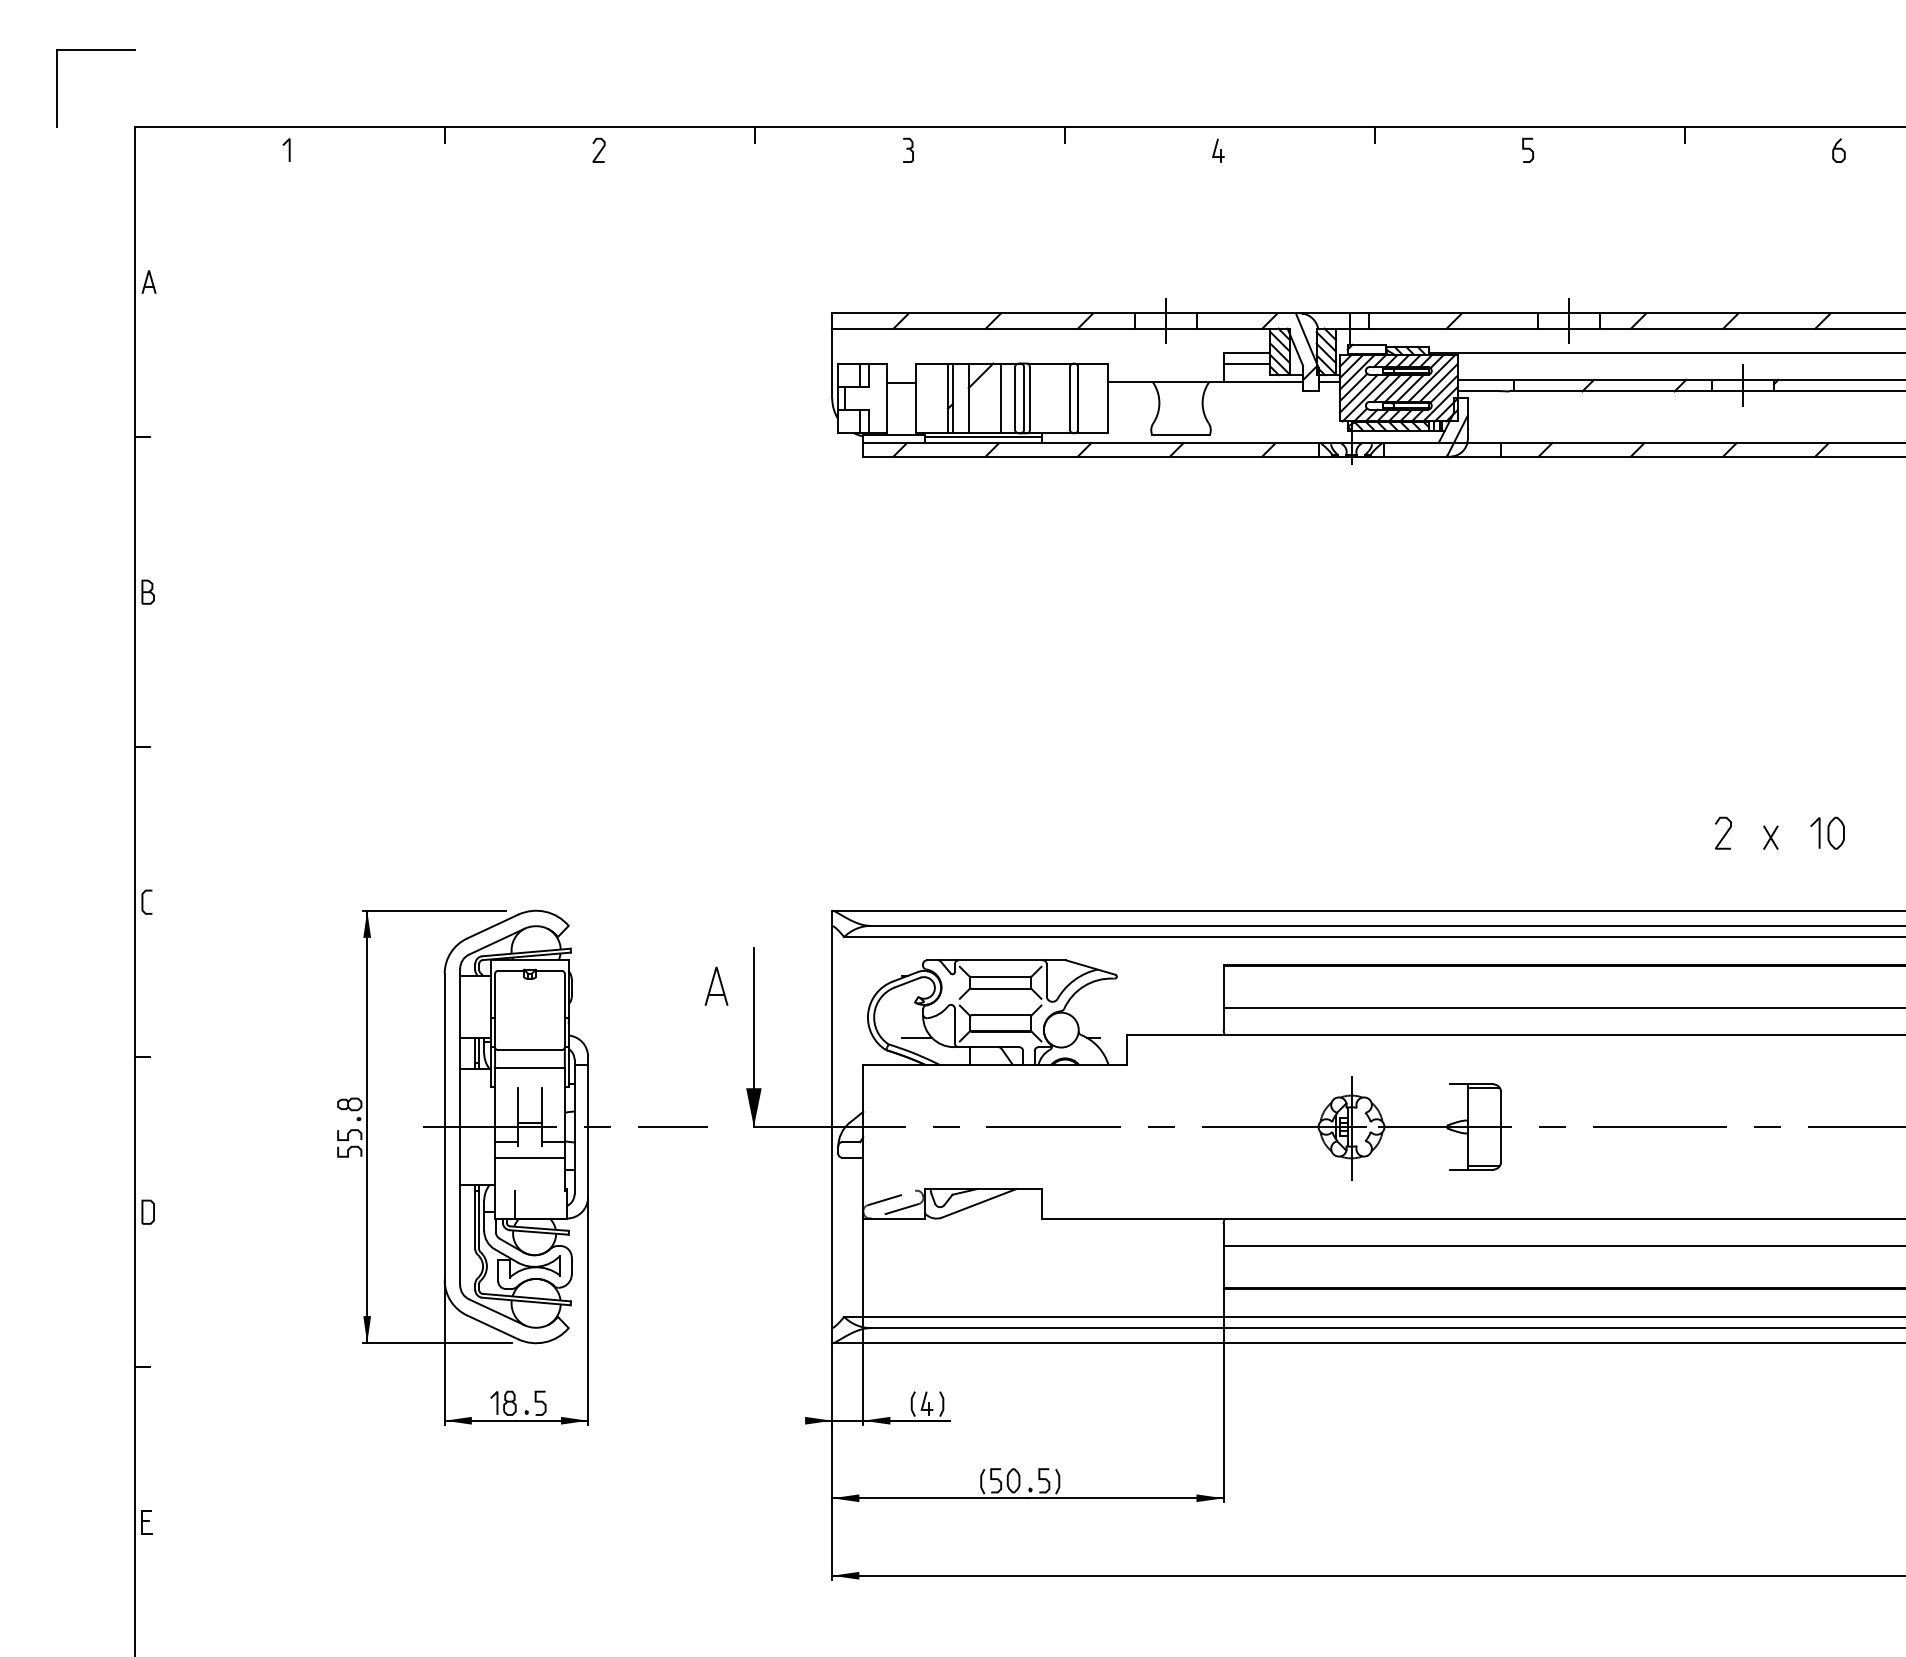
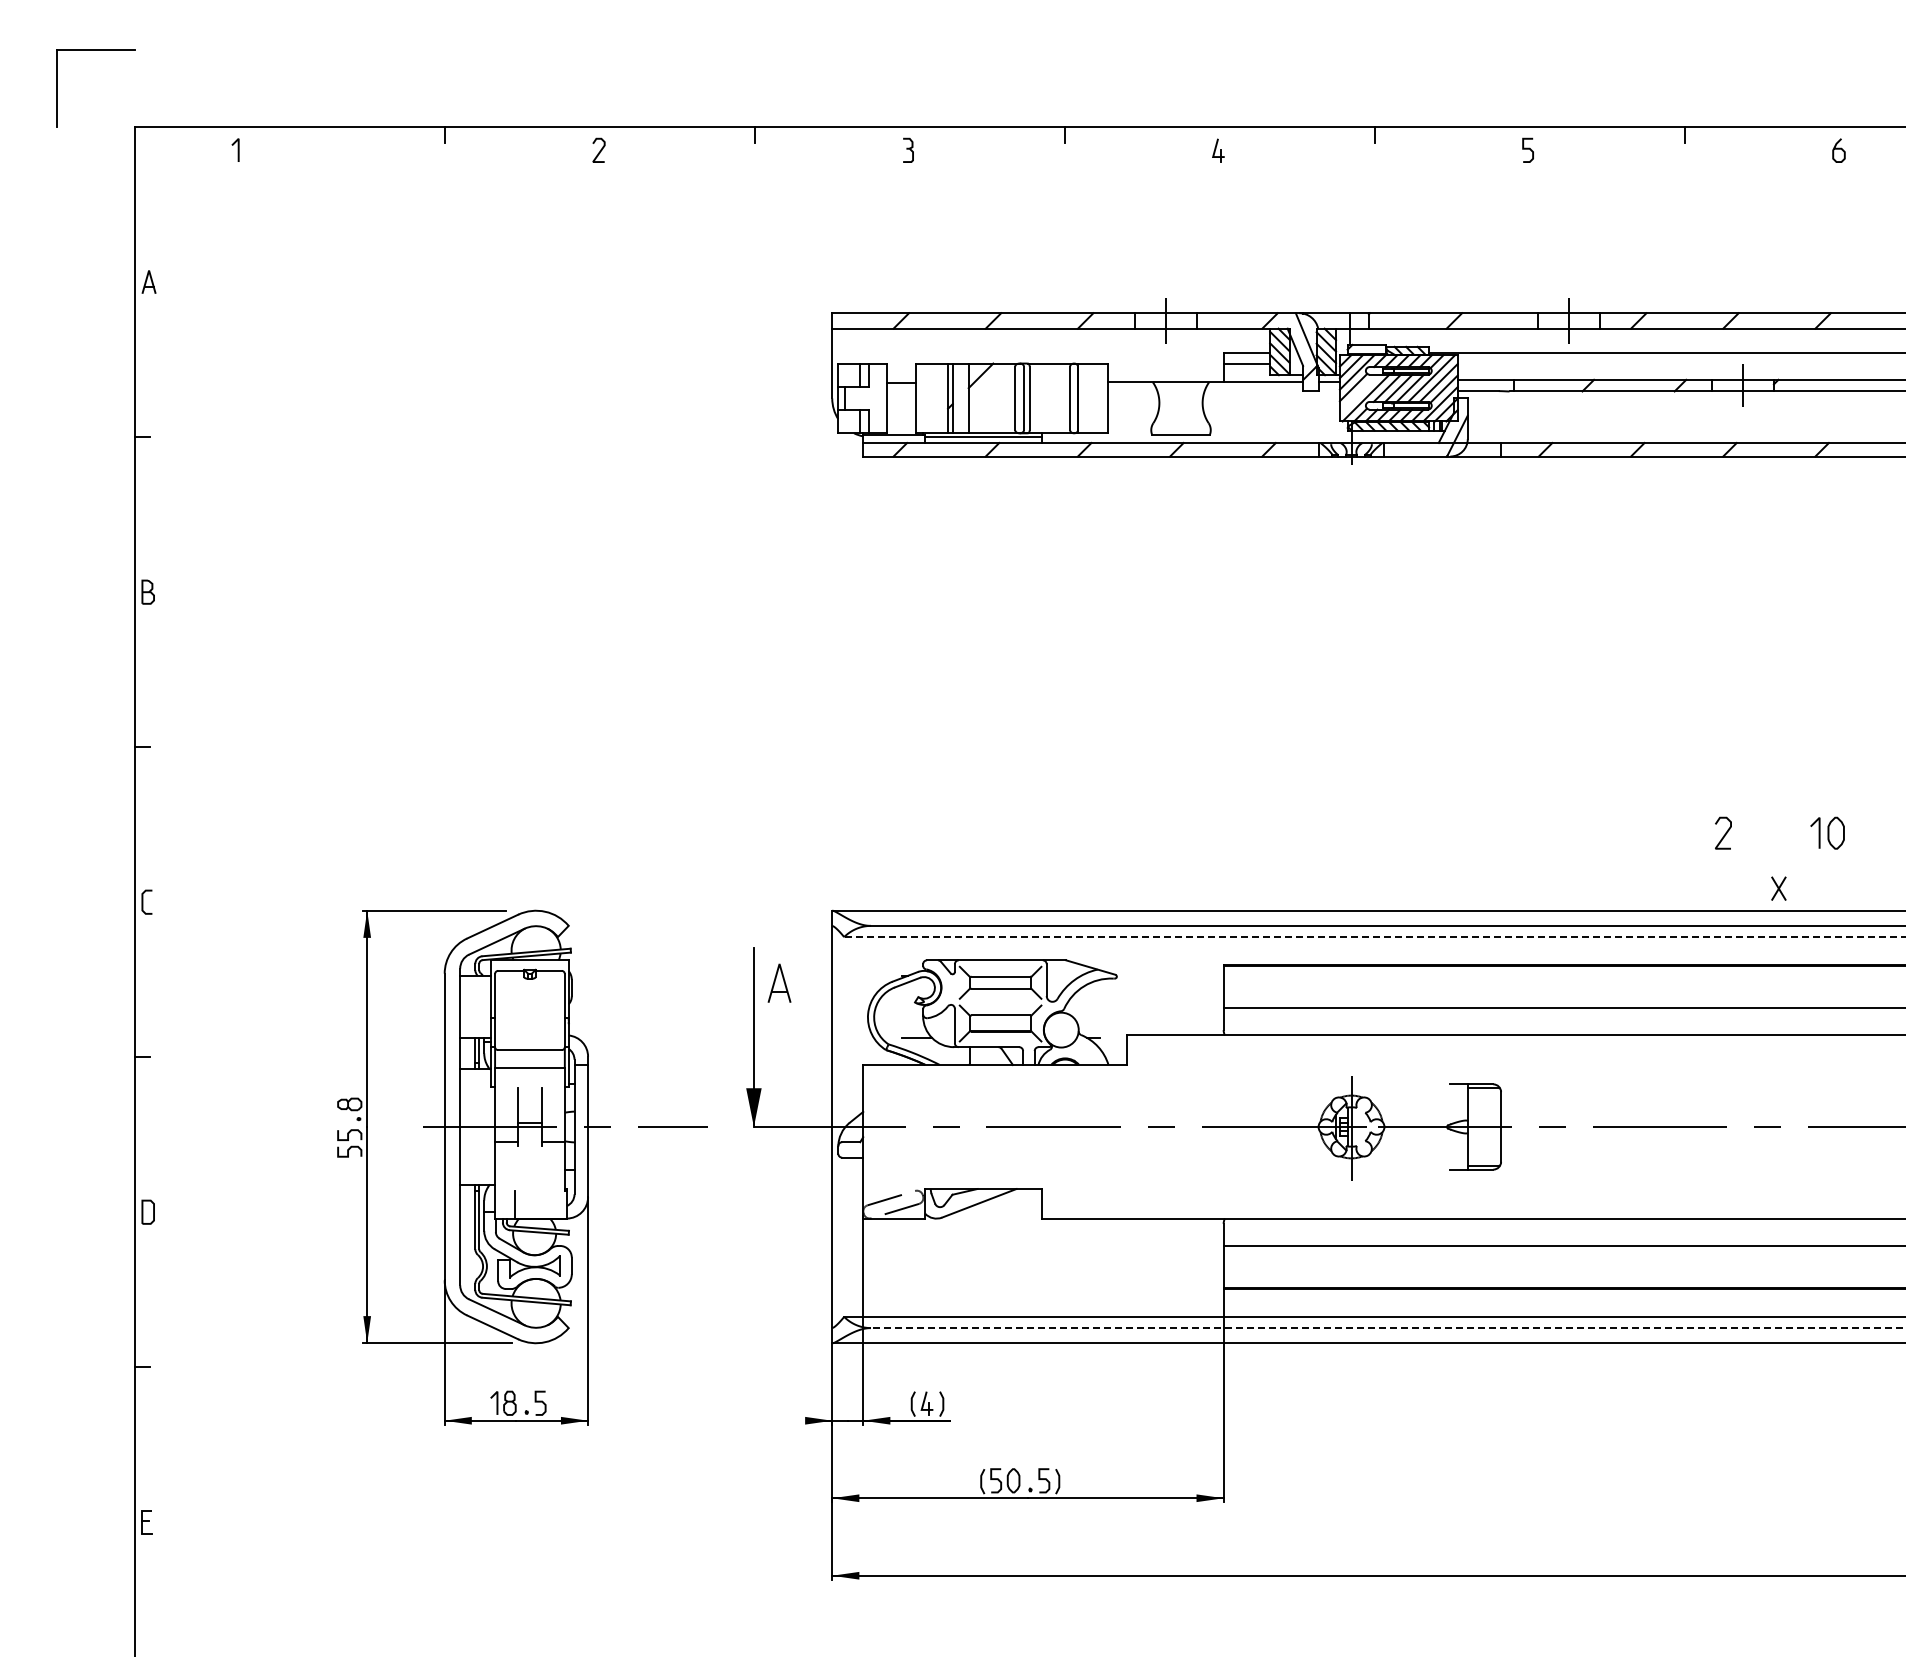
line position: (288, 149) -> (237, 149) (237, 149)
line: present -> none (1358, 393)
line: present -> none (1001, 398)
part position: (1770, 837) -> (1778, 888) (1778, 888)
line: solid -> dashed (1375, 937)
part position: (716, 985) -> (779, 982) (779, 982)
line: present -> none (529, 1157)
line: solid -> dashed (1387, 1328)
